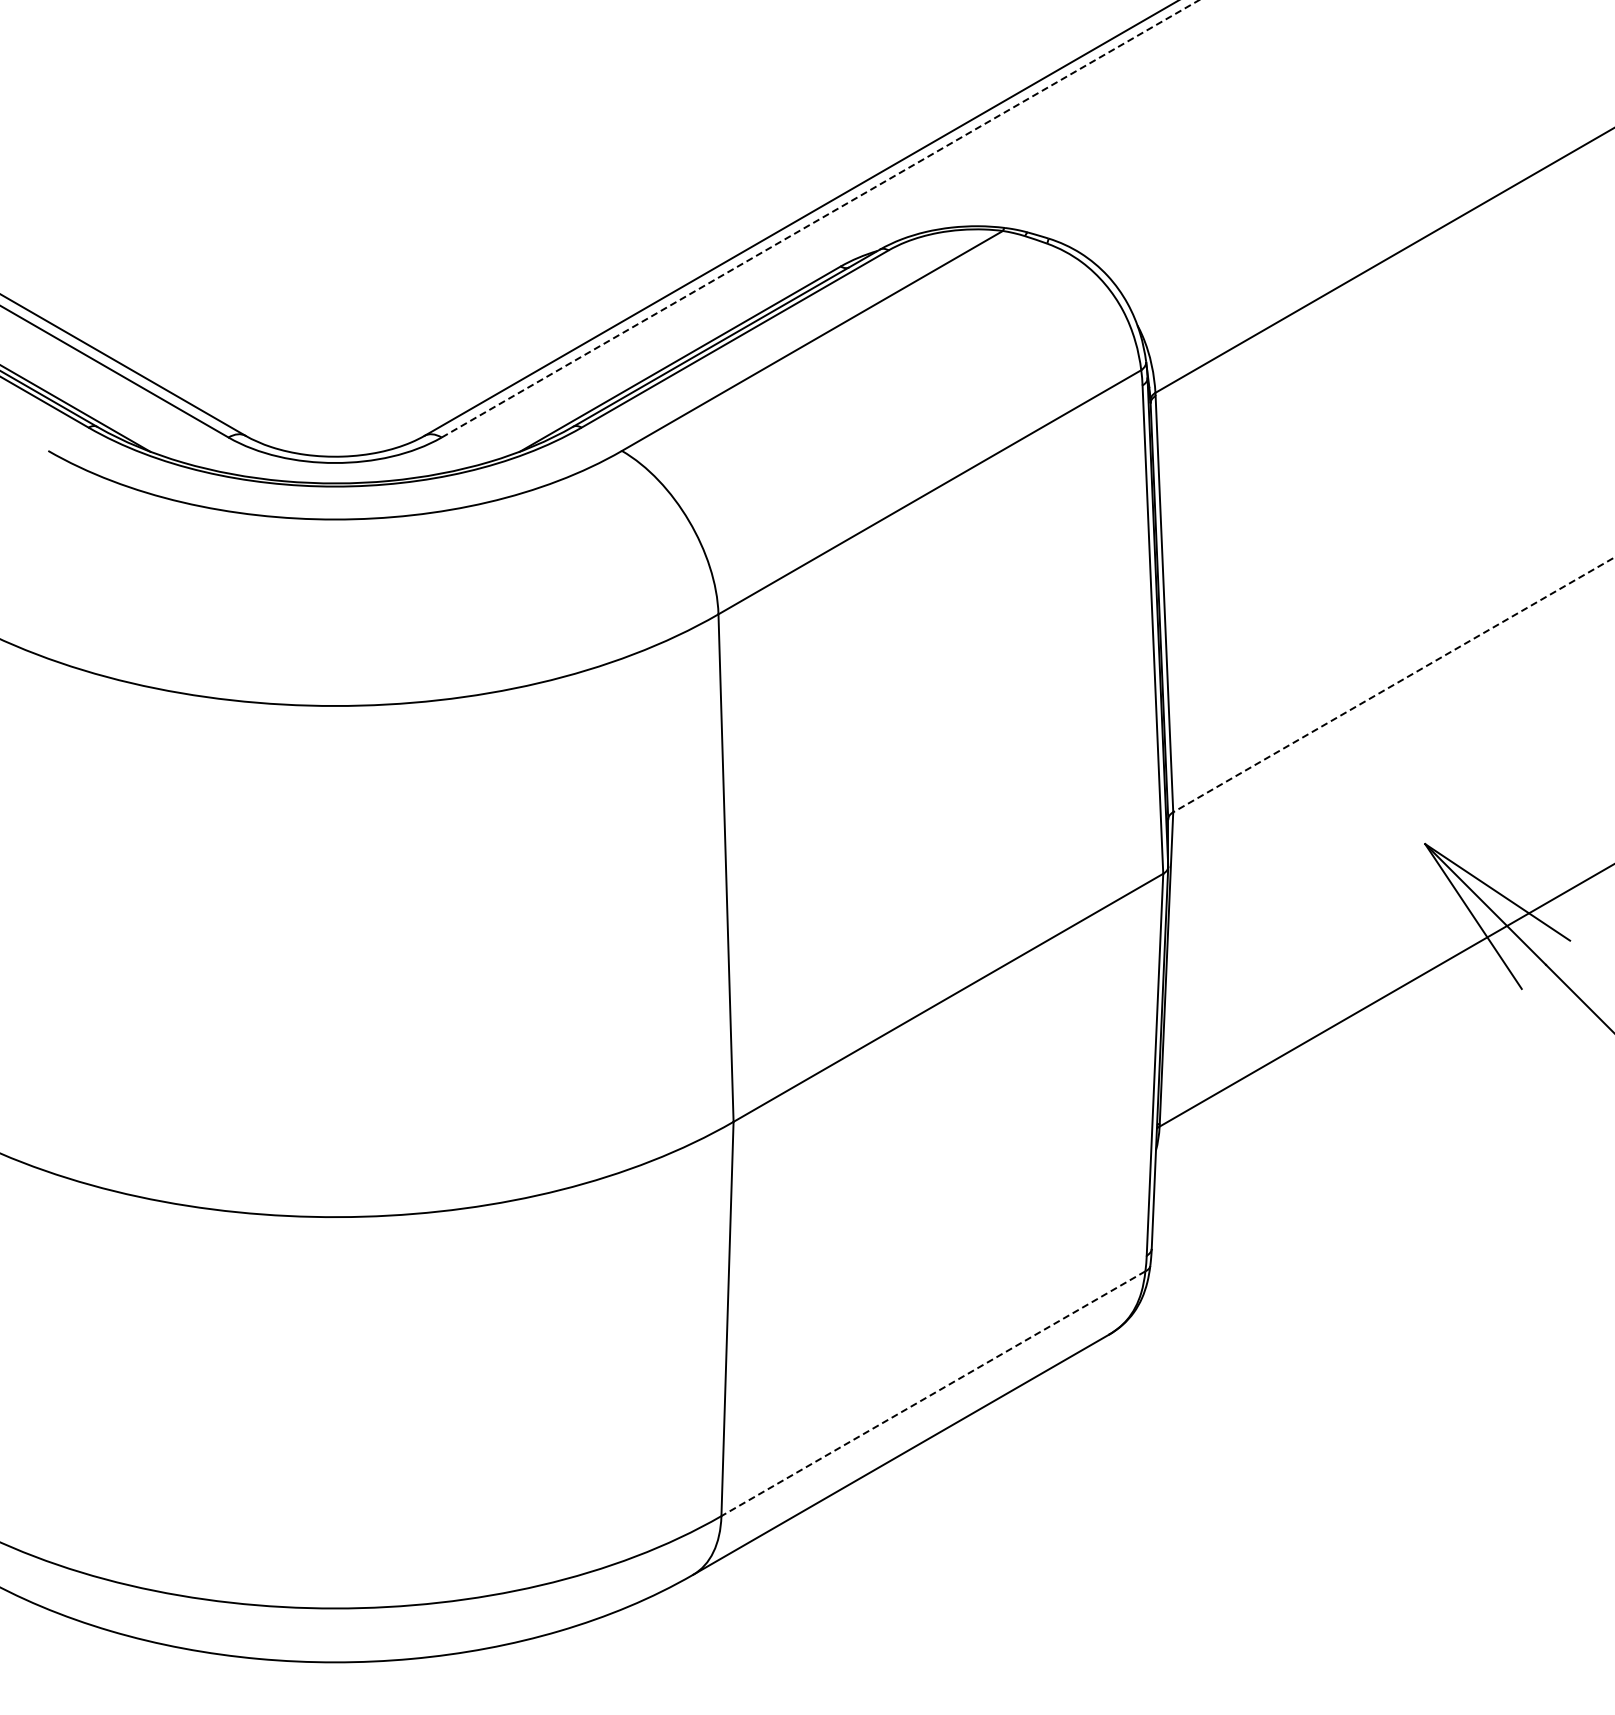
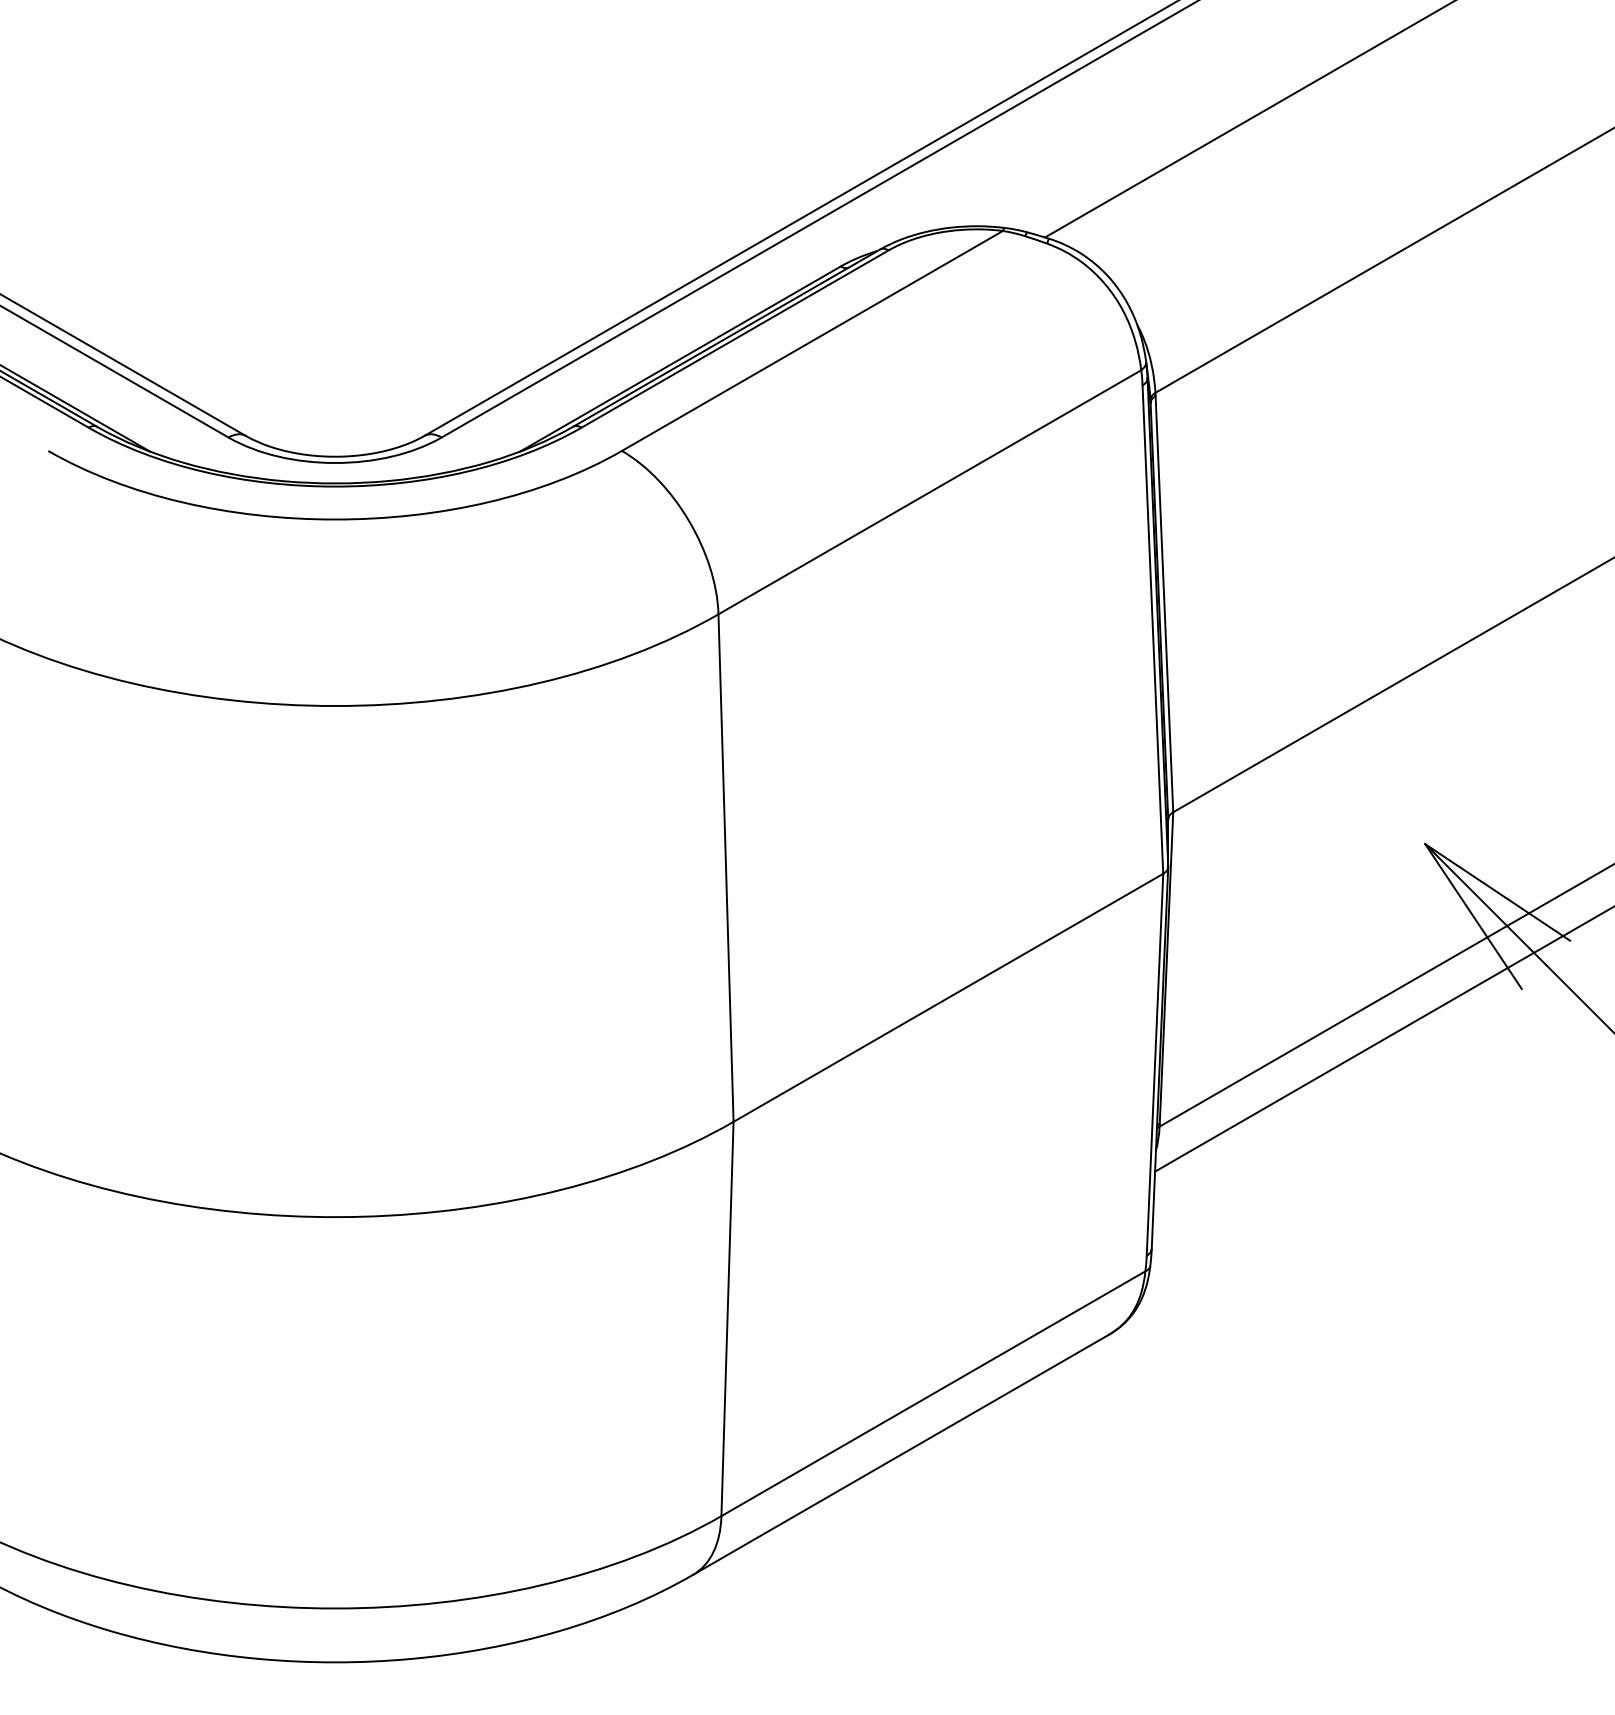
line: none -> present (1248, 119)
line: dashed -> solid (821, 218)
line: dashed -> solid (1393, 684)
line: none -> present (1383, 1039)
line: dashed -> solid (933, 1393)
